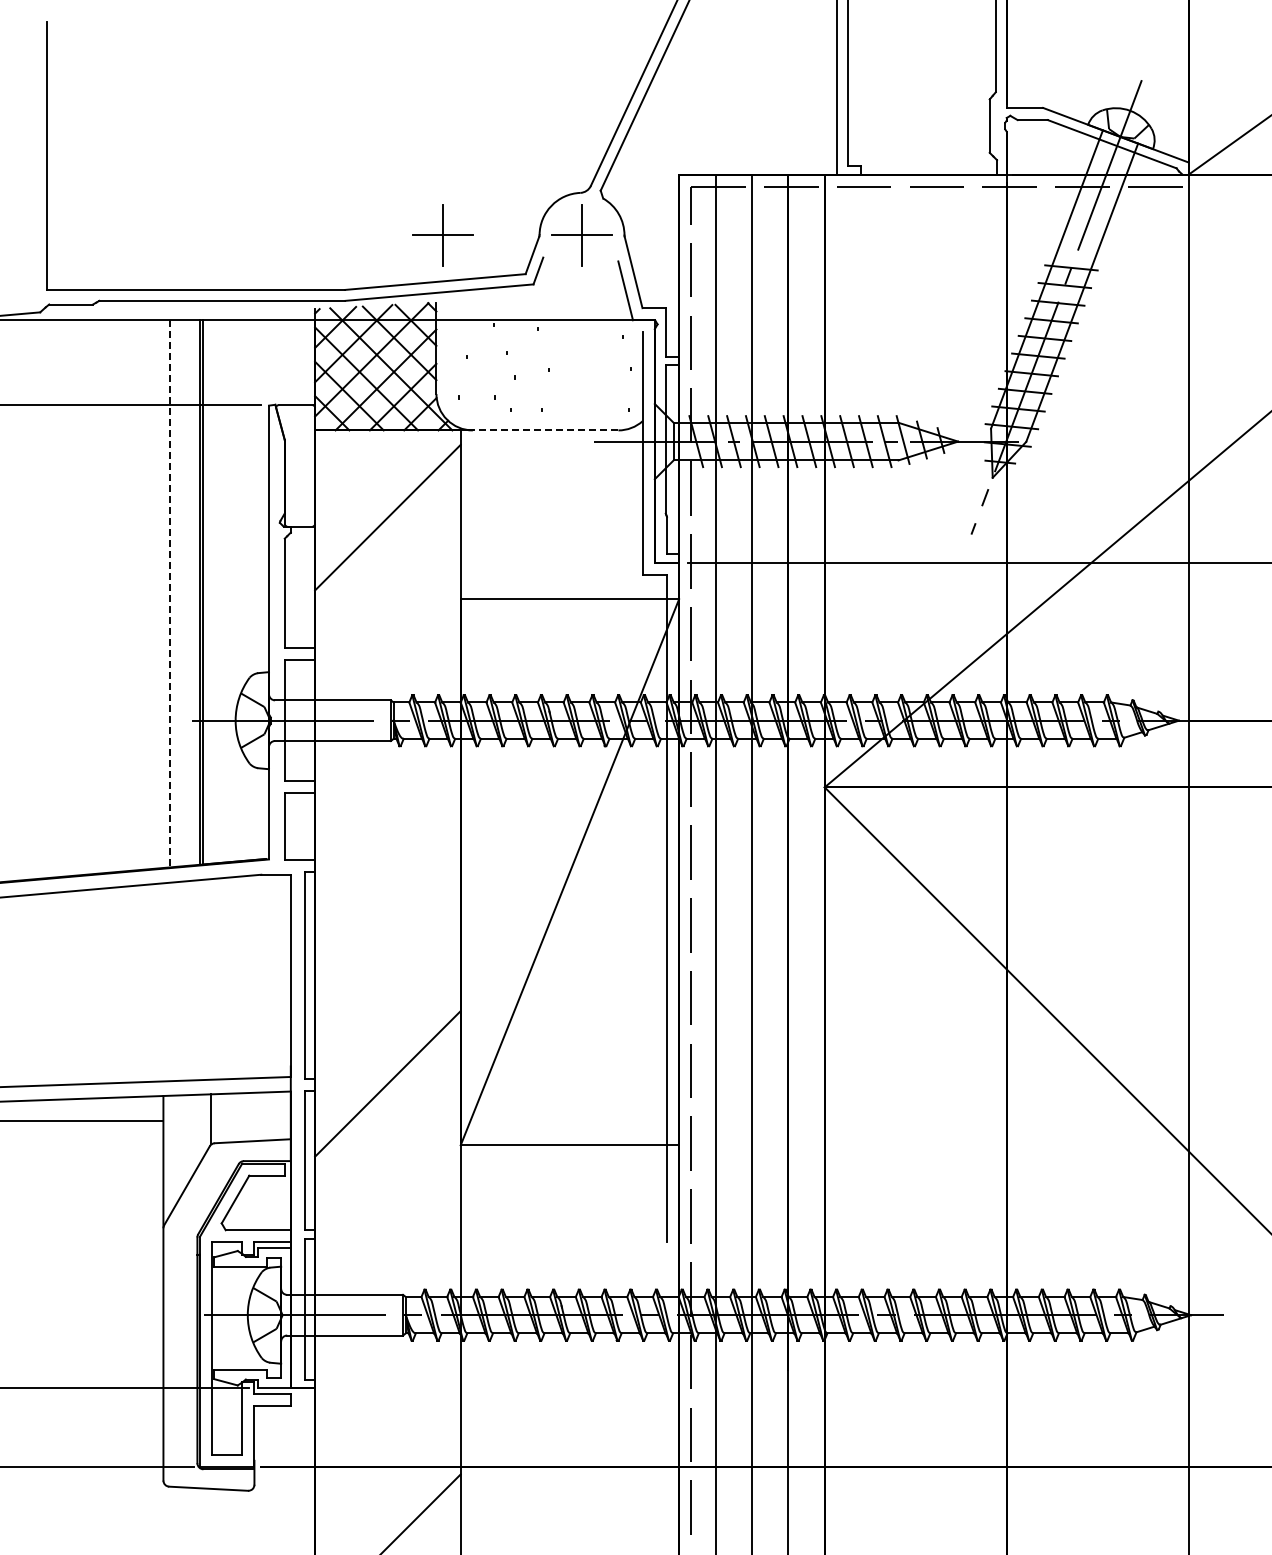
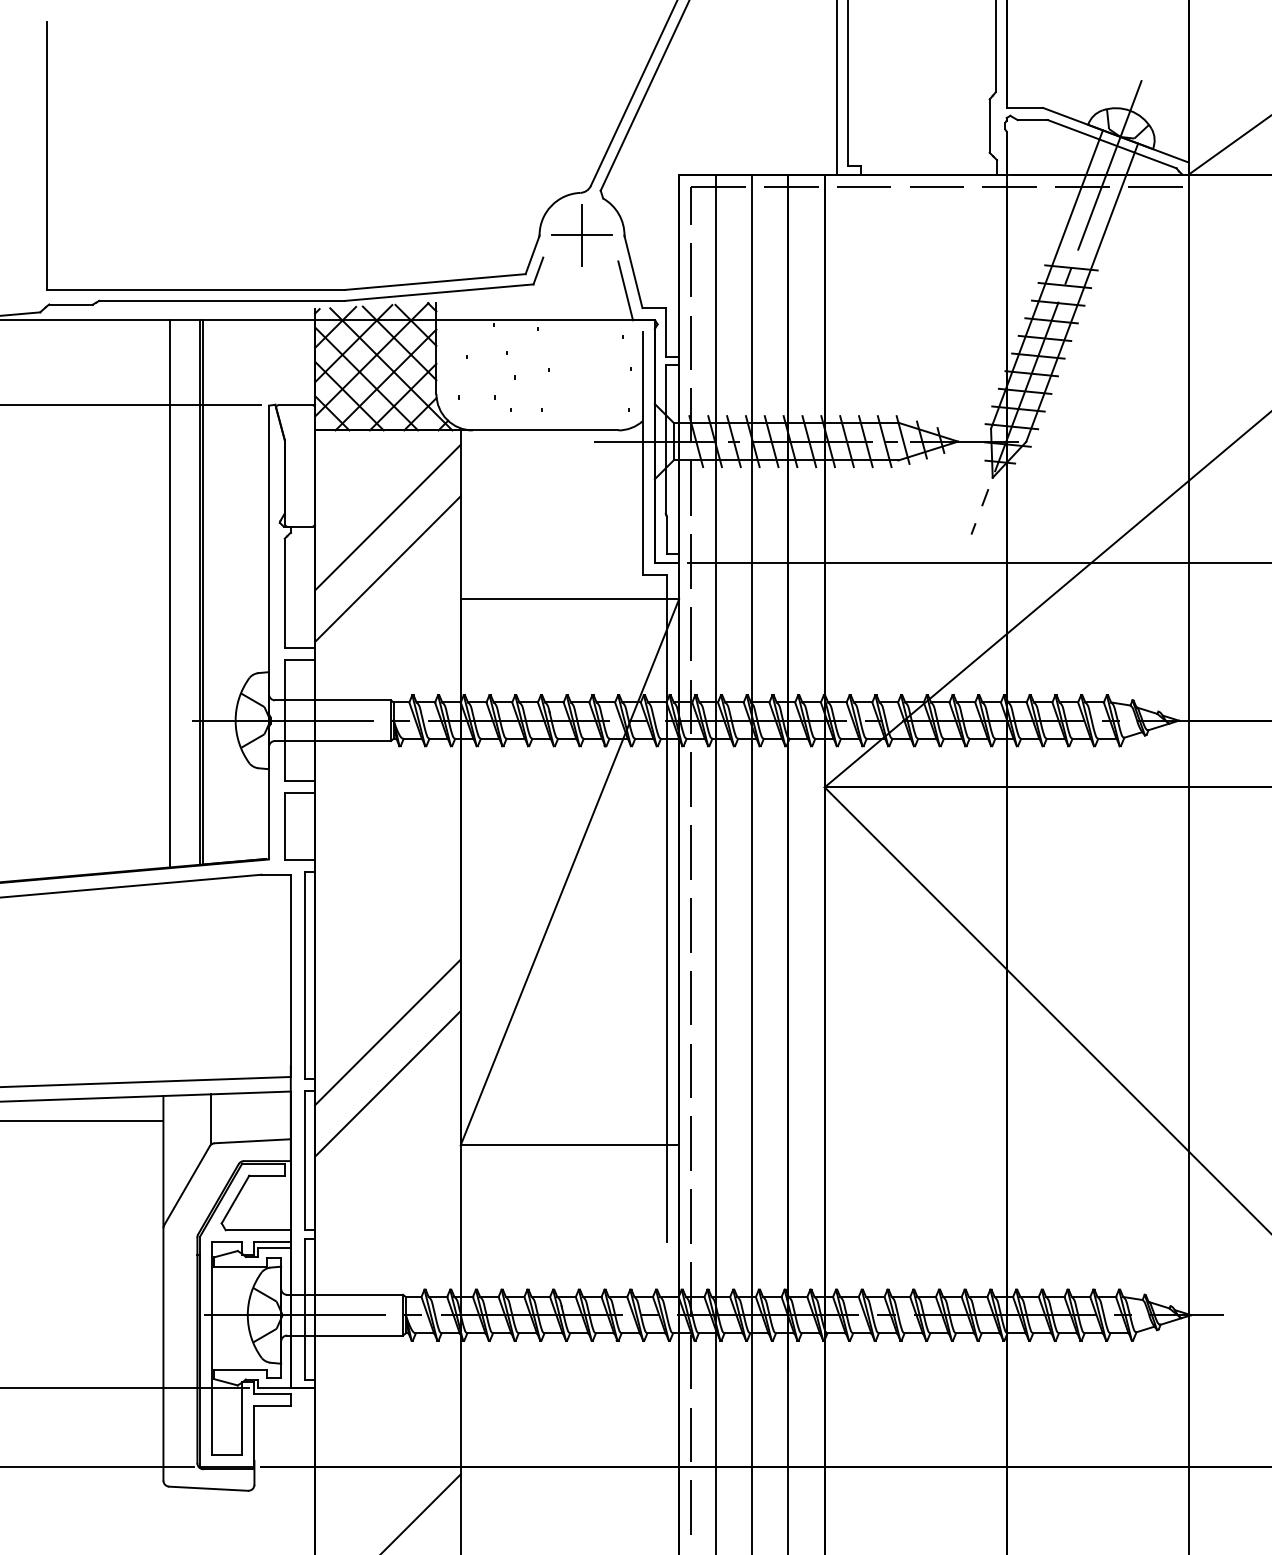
part: present -> none (442, 235)
line: dashed -> solid (545, 430)
line: none -> present (387, 568)
line: dashed -> solid (169, 593)
line: none -> present (387, 1032)
